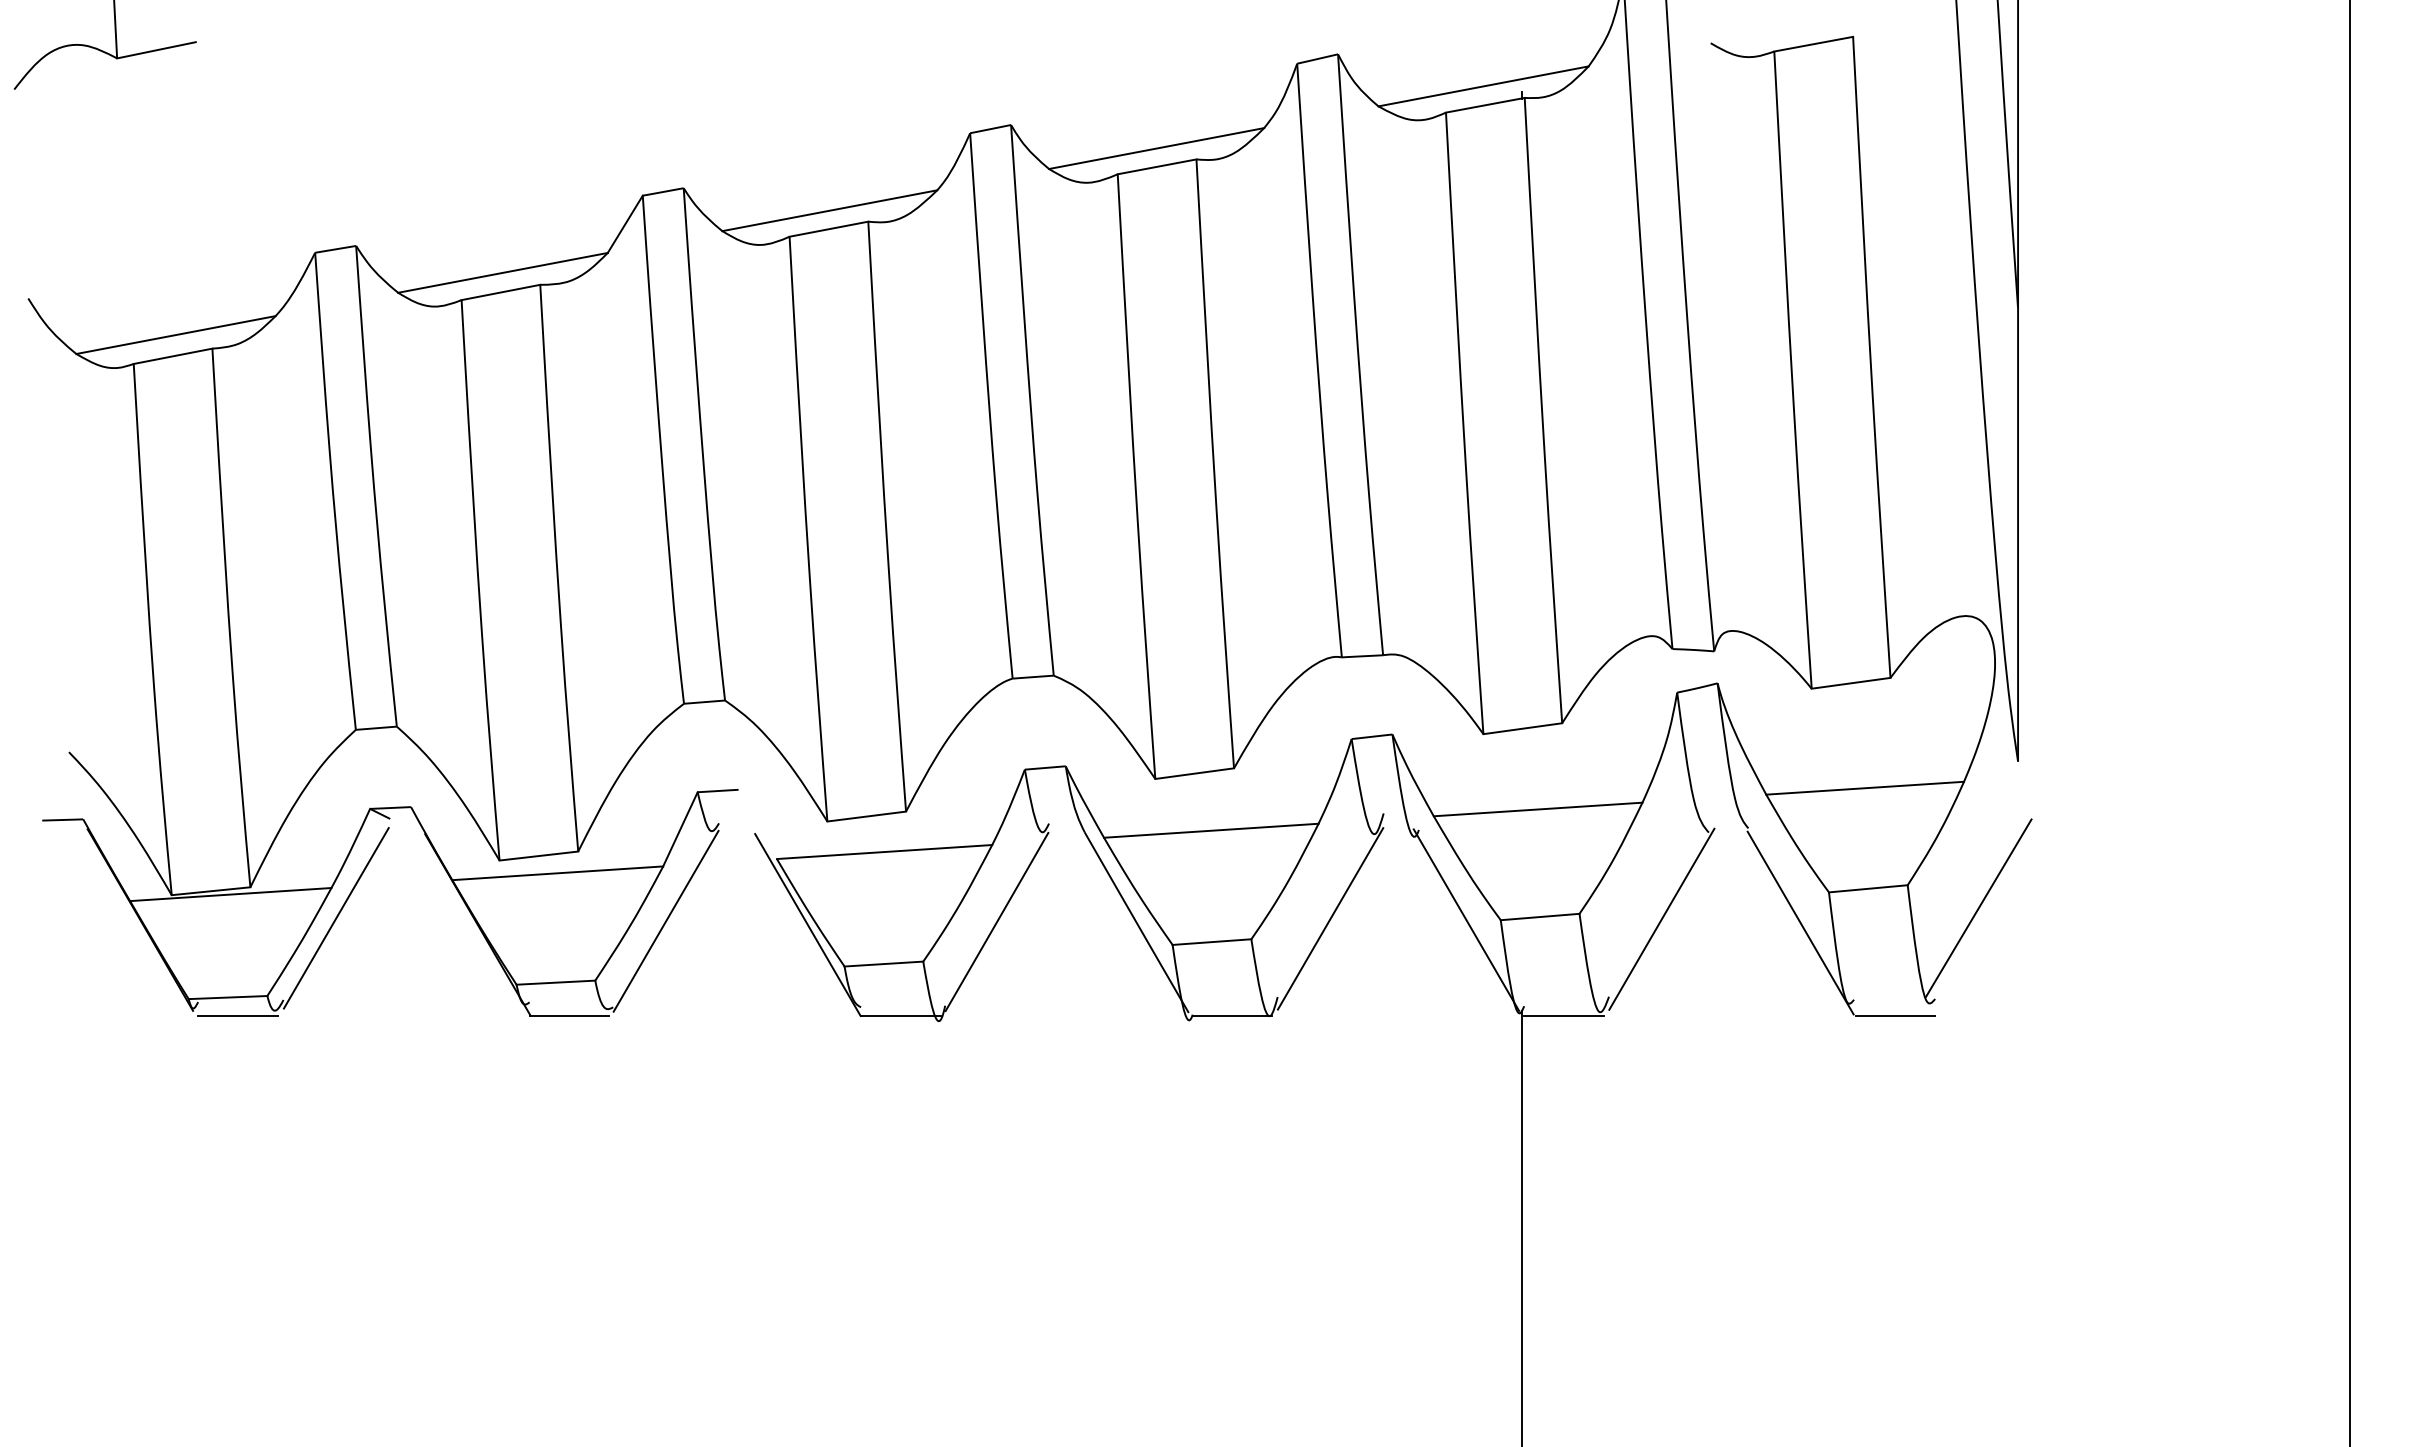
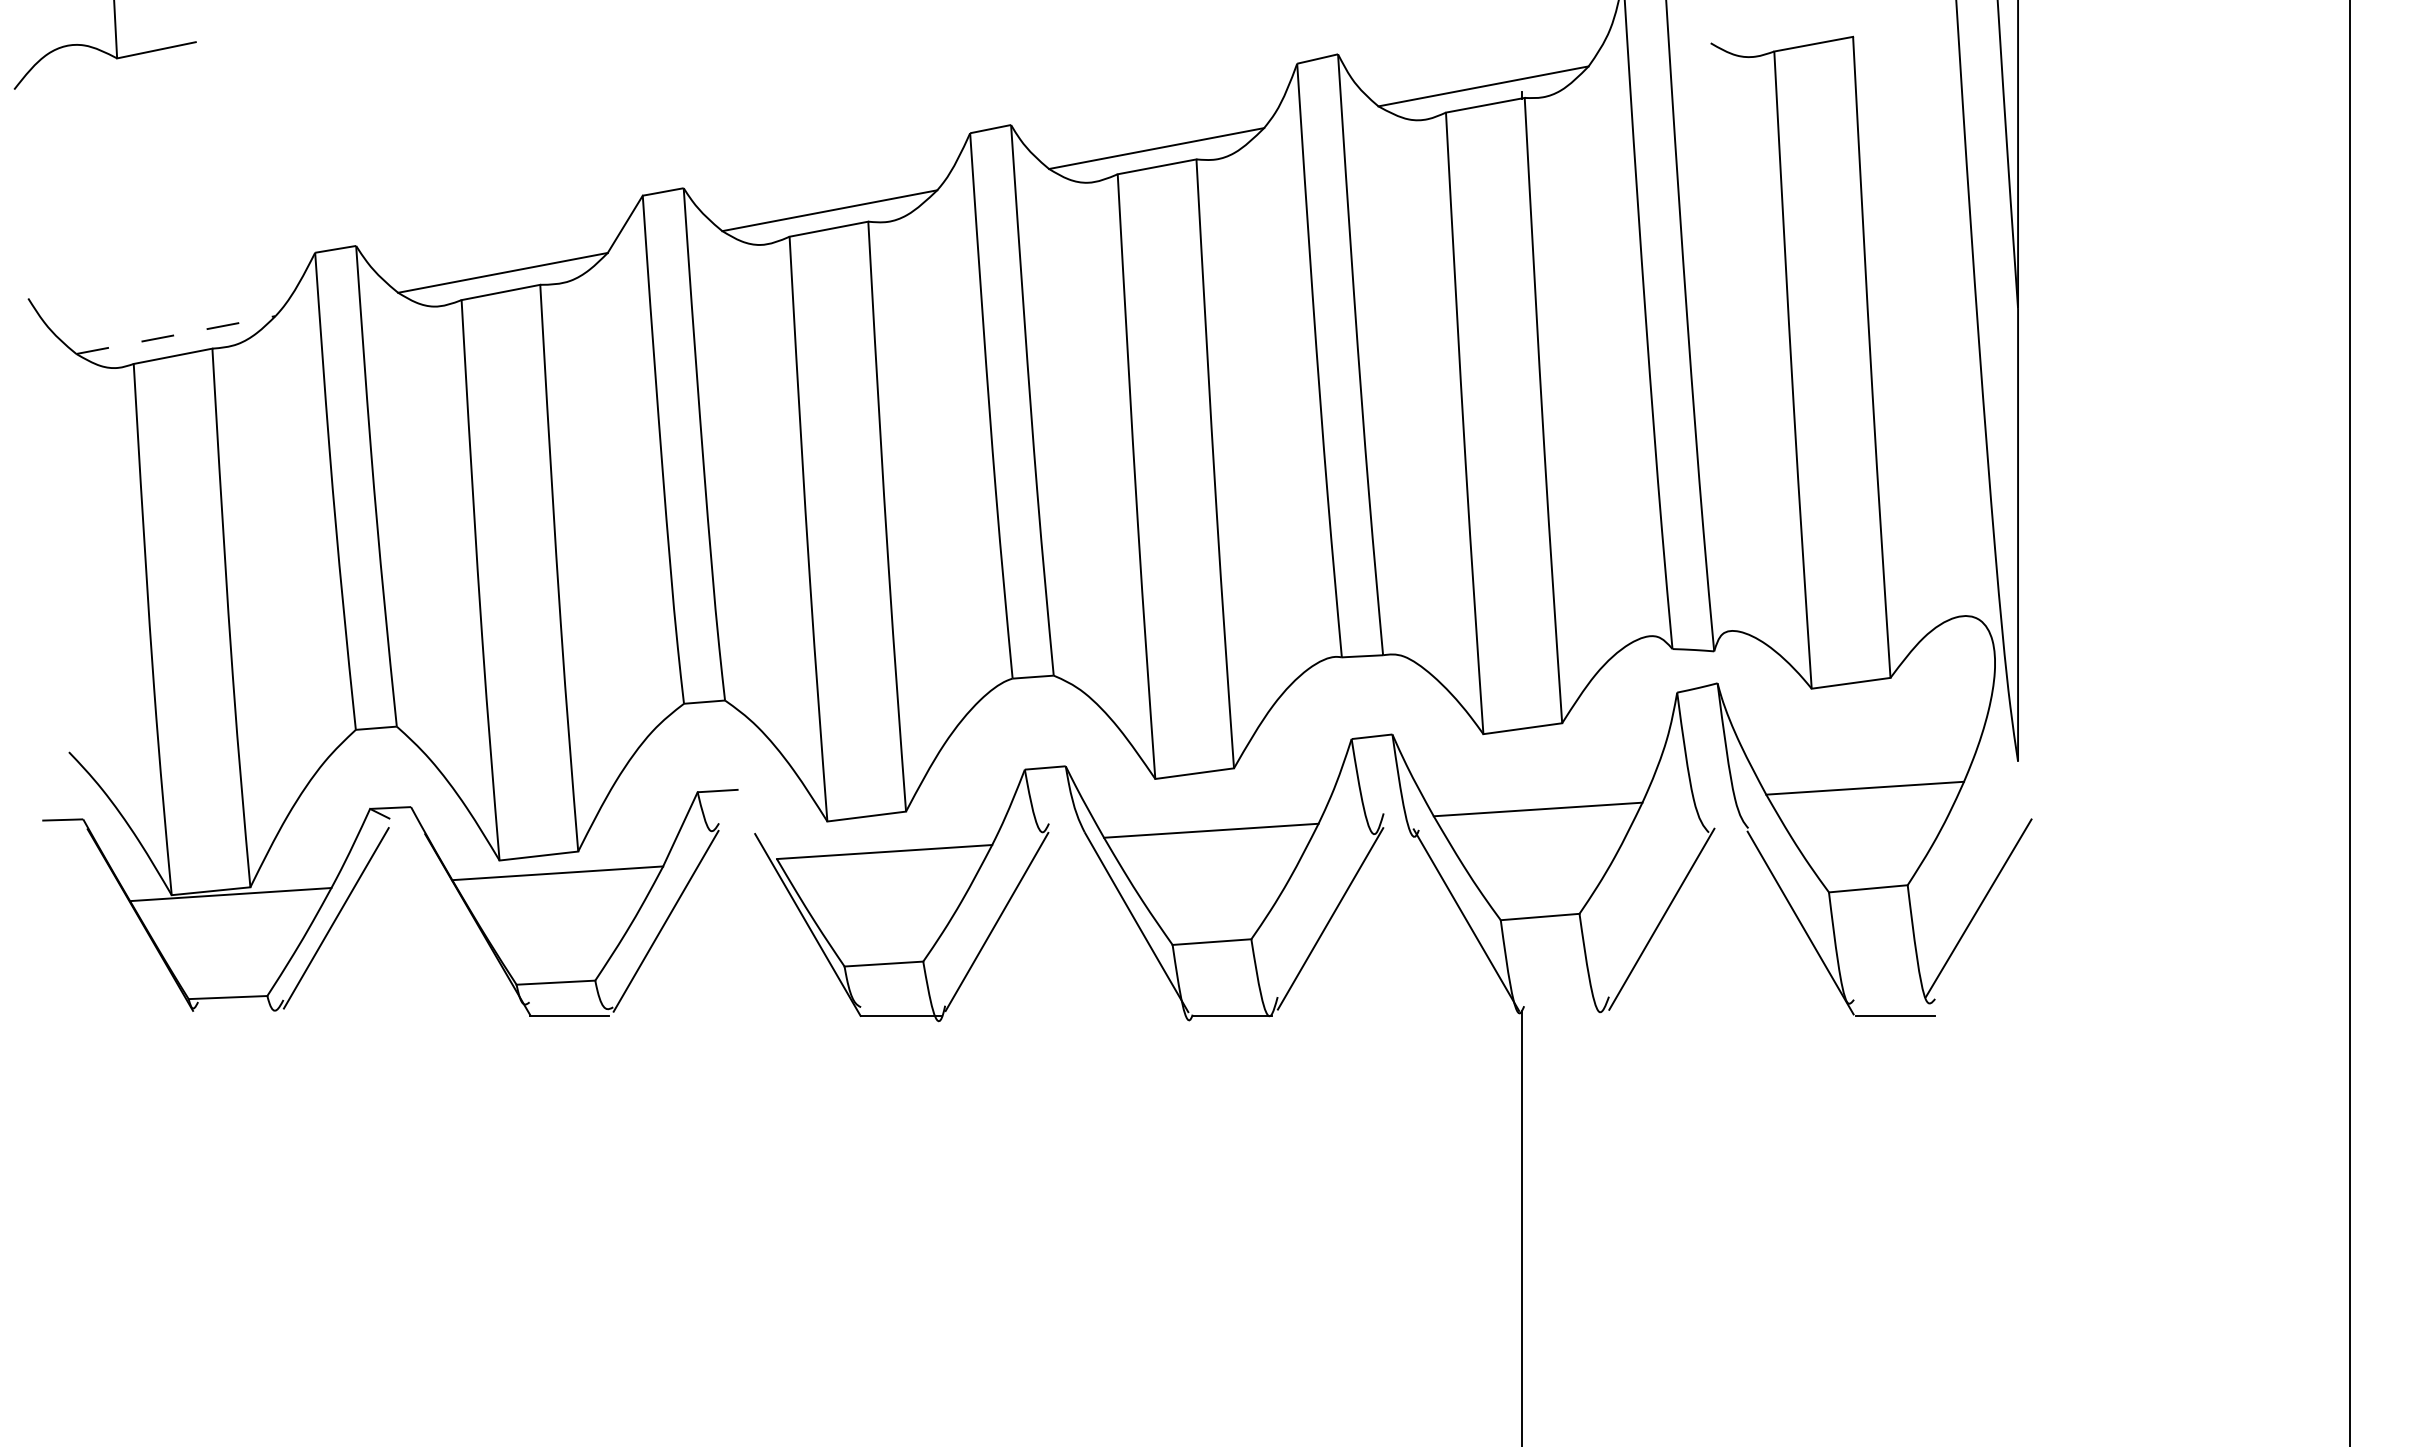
line: solid -> dashed (176, 334)
line: present -> none (237, 1015)
line: present -> none (1563, 1015)
